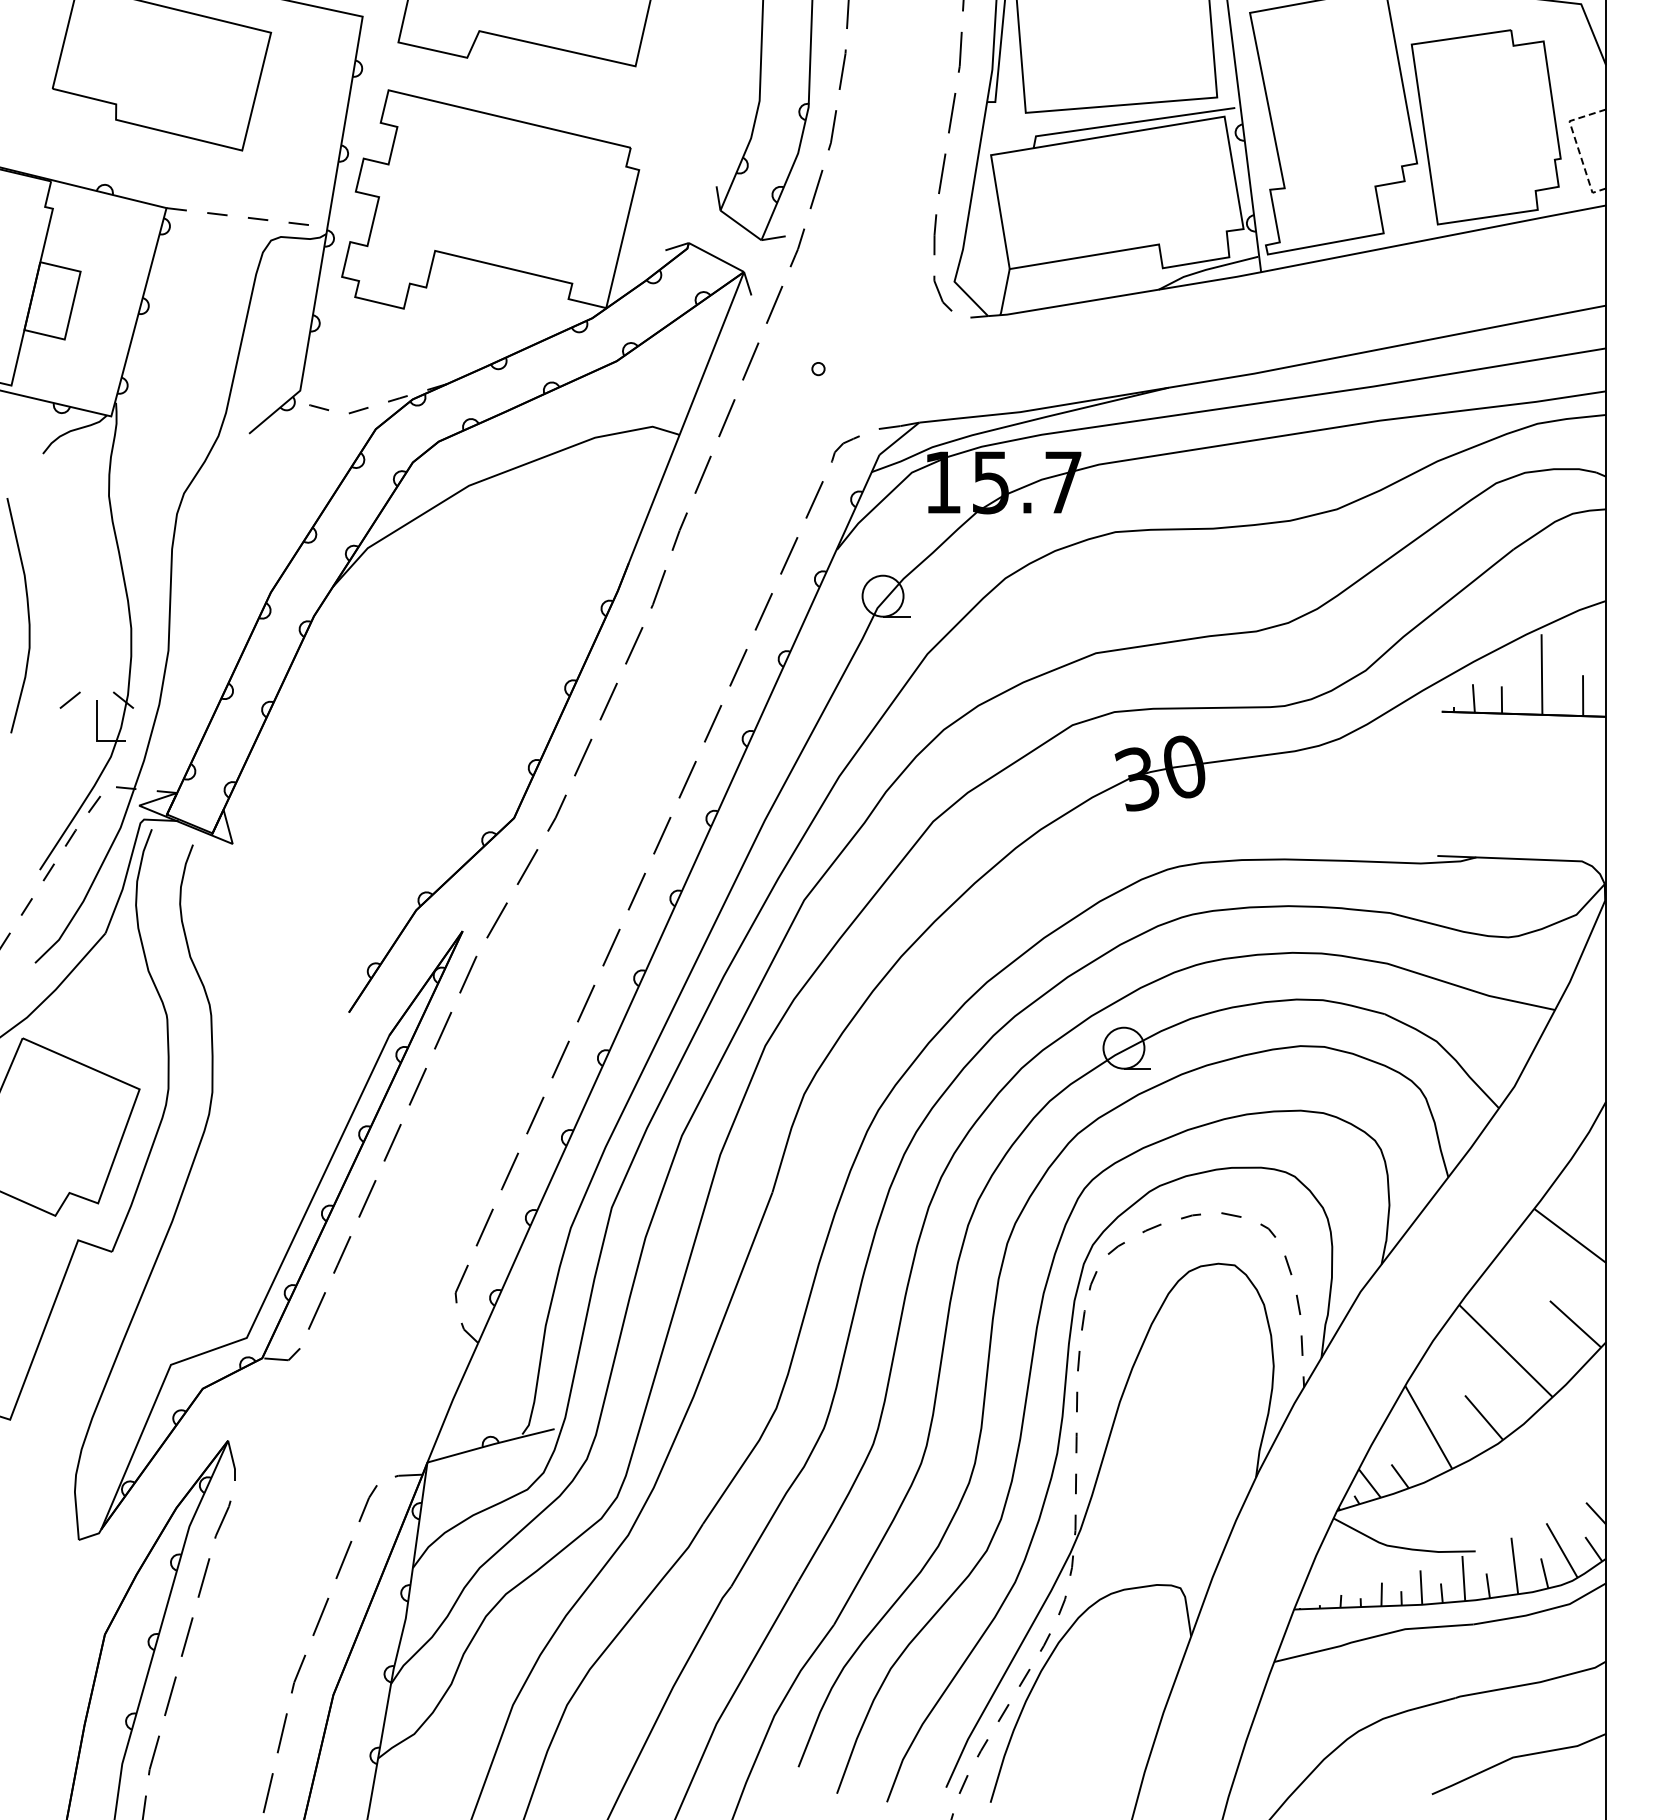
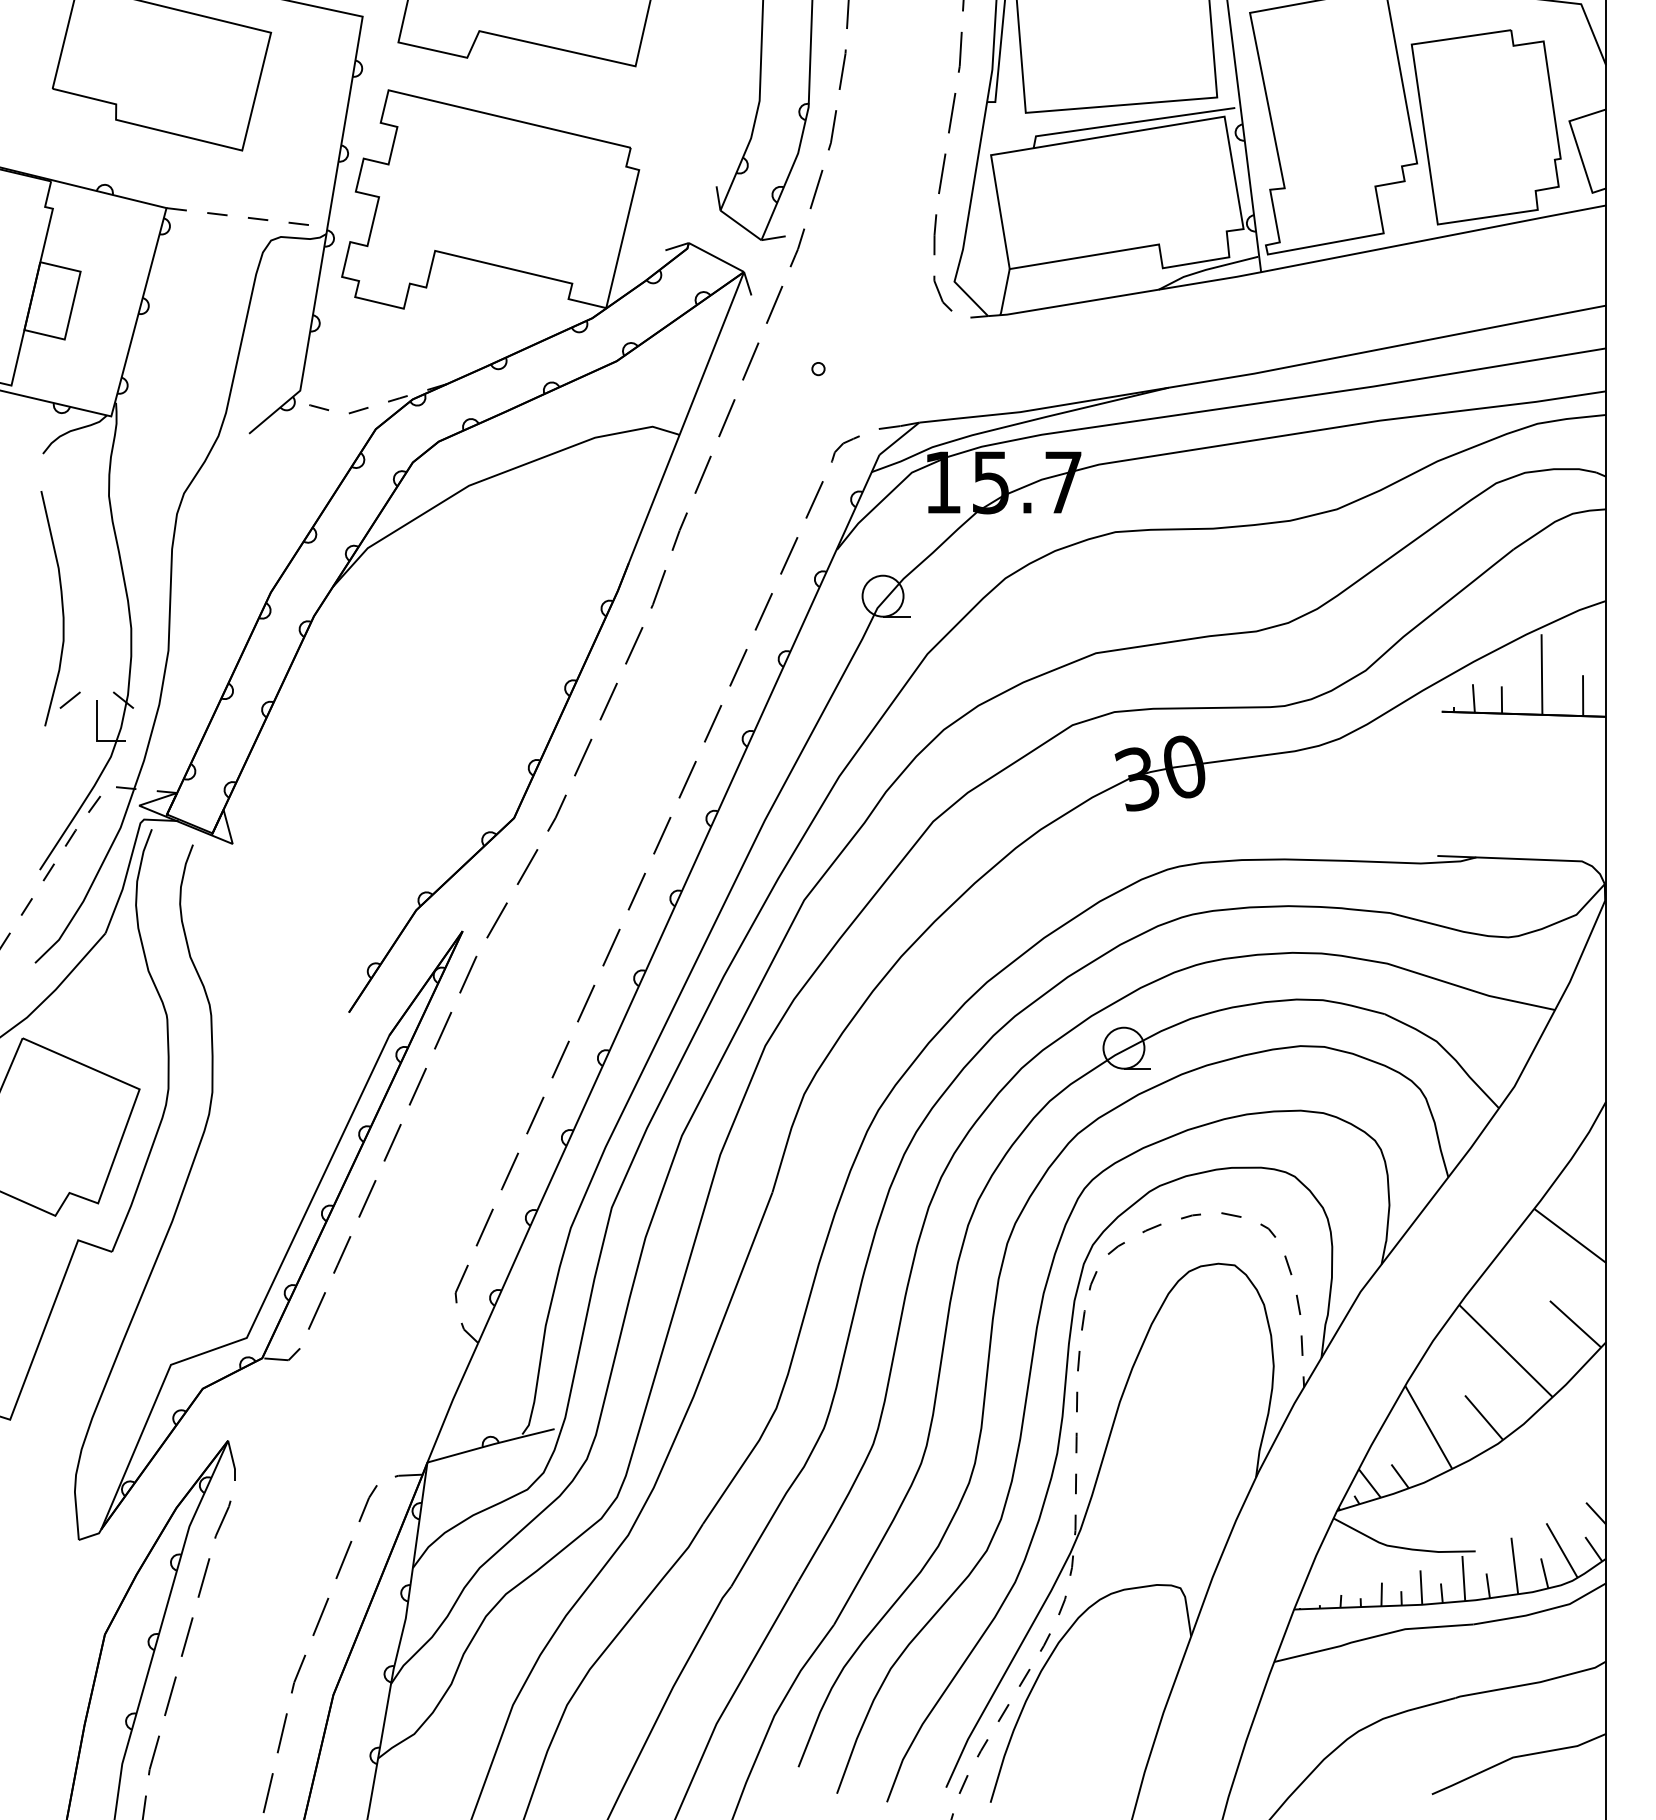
line: dashed -> solid (1577, 145)
curve position: (27, 614) -> (61, 607) (61, 607)
